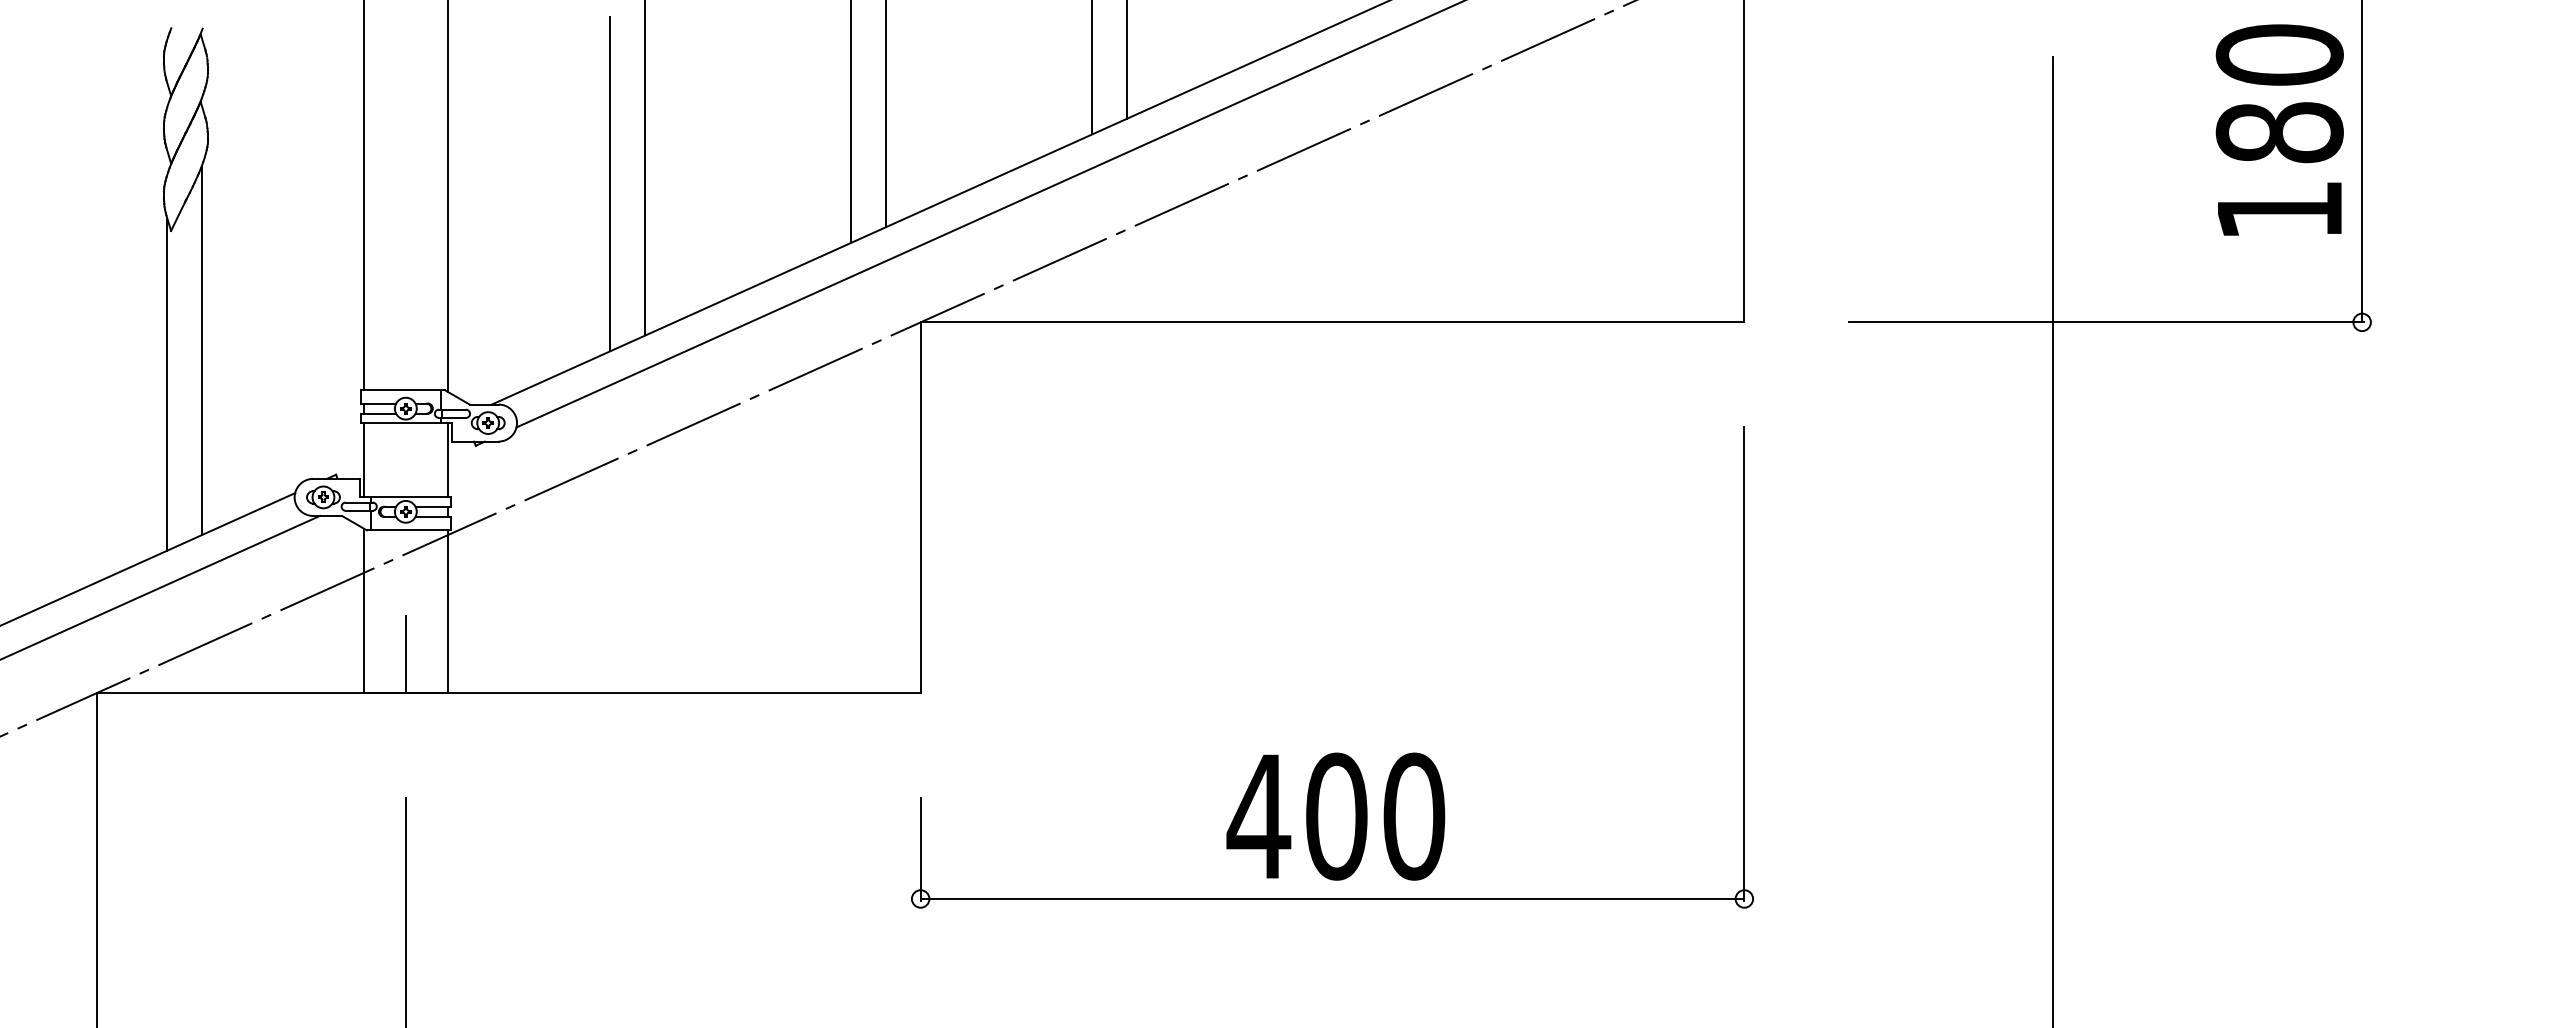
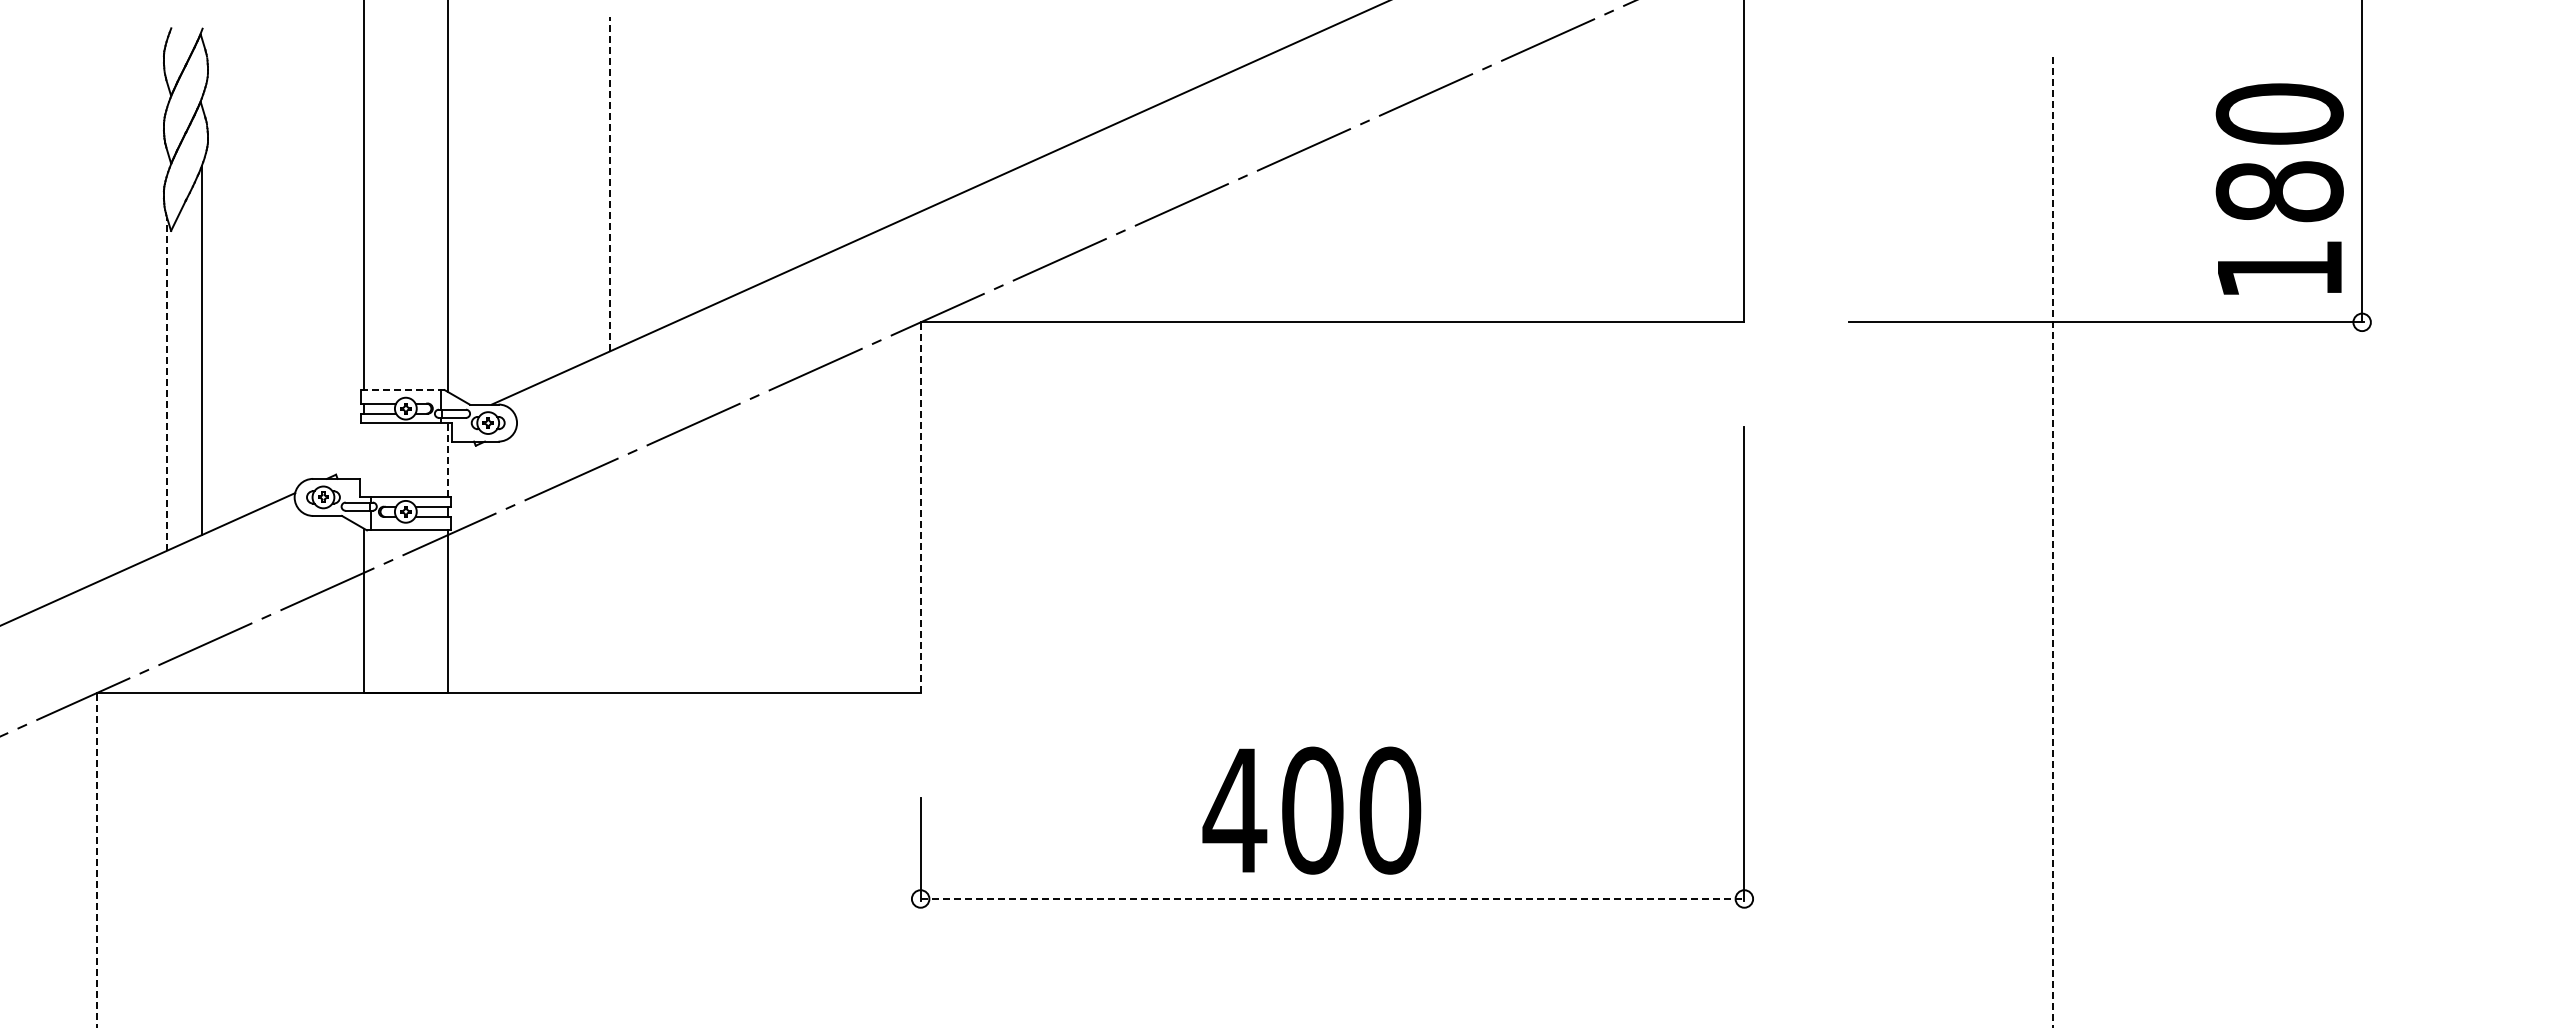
line: present -> none (1126, 60)
line: present -> none (1091, 68)
line: present -> none (885, 114)
line: present -> none (850, 122)
text position: (2279, 129) -> (2279, 188) (2279, 188)
line: present -> none (644, 168)
line: solid -> dashed (609, 184)
line: present -> none (988, 214)
line: solid -> dashed (166, 384)
line: solid -> dashed (403, 390)
line: solid -> dashed (447, 459)
line: present -> none (364, 460)
line: solid -> dashed (920, 507)
line: solid -> dashed (2053, 542)
line: present -> none (160, 586)
line: present -> none (405, 653)
text position: (1335, 816) -> (1311, 810) (1311, 810)
line: solid -> dashed (96, 859)
line: solid -> dashed (1332, 898)
line: present -> none (405, 911)
